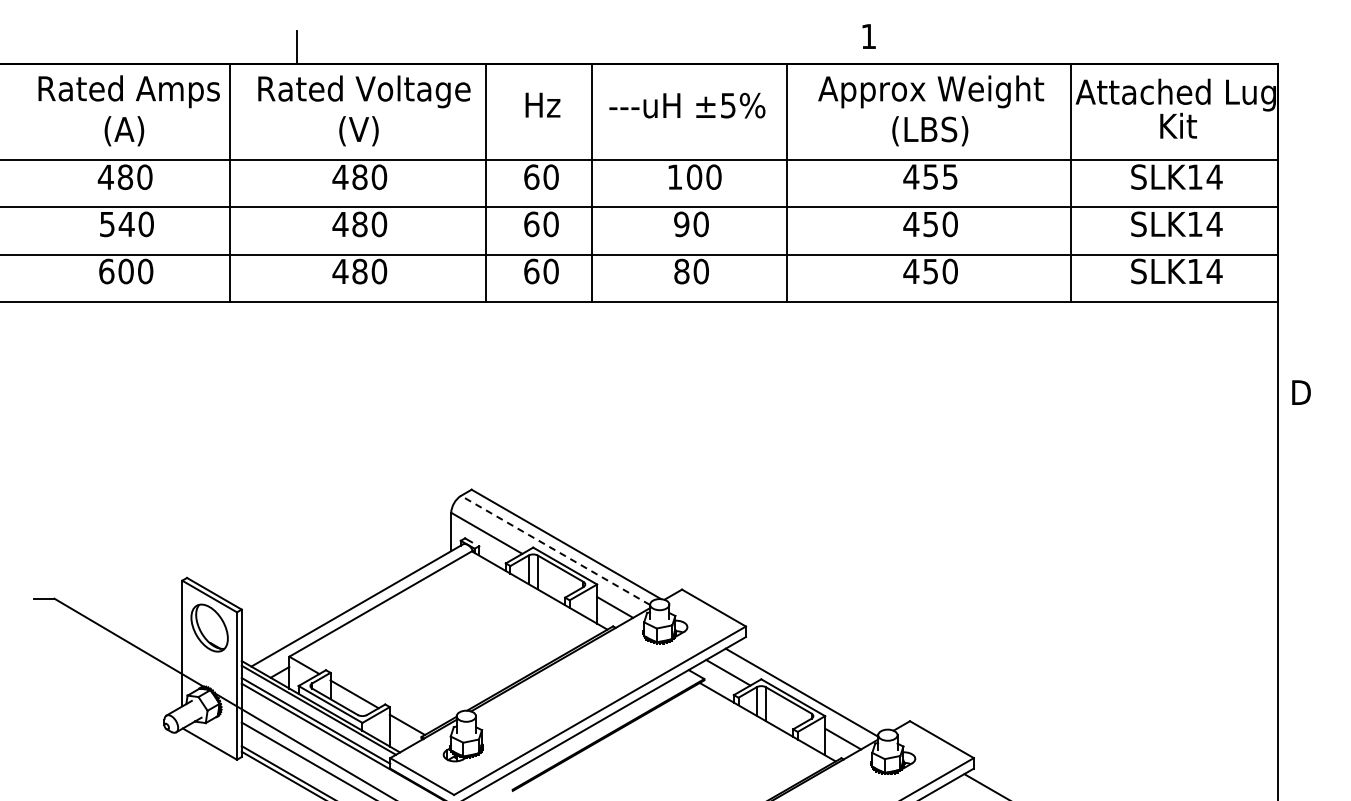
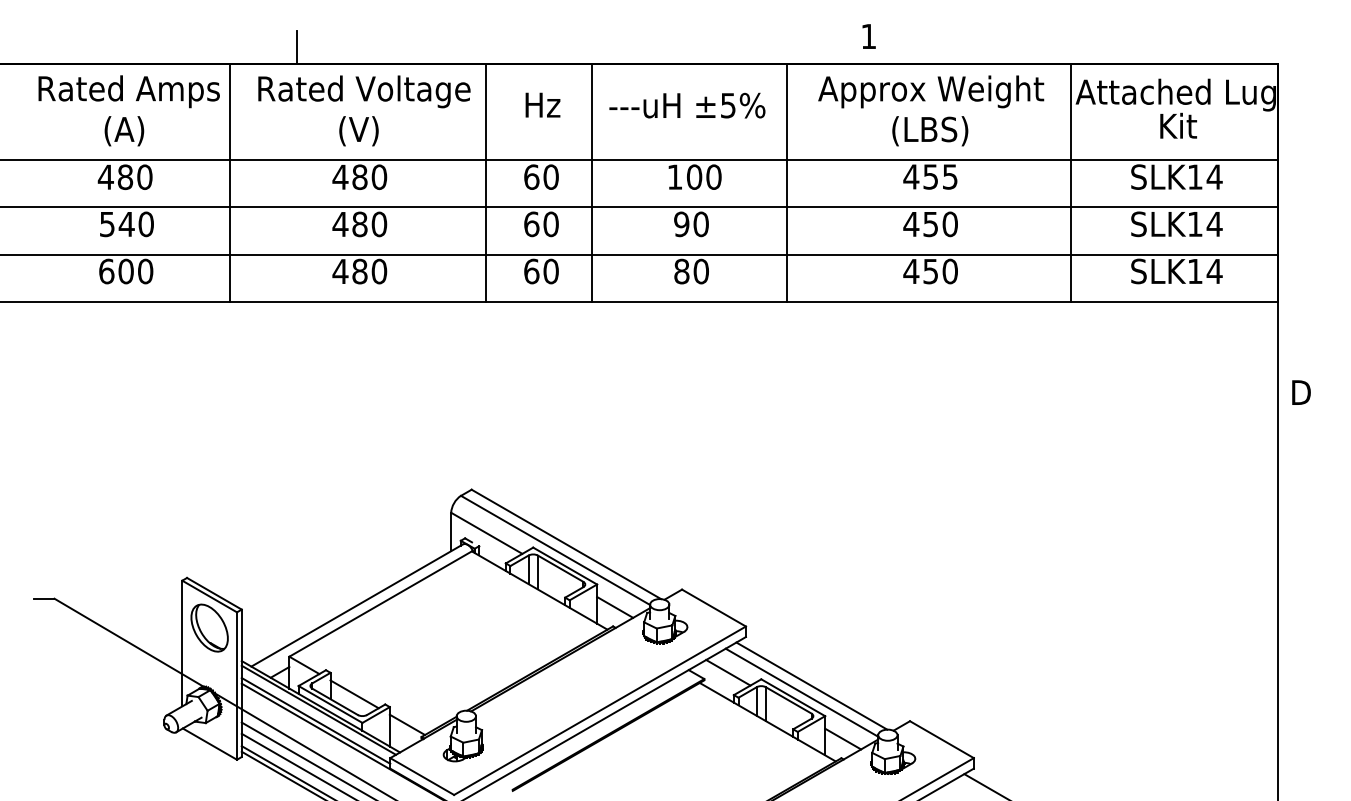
line: dashed -> solid (555, 550)
line: none -> present (811, 685)
line: none -> present (296, 765)
